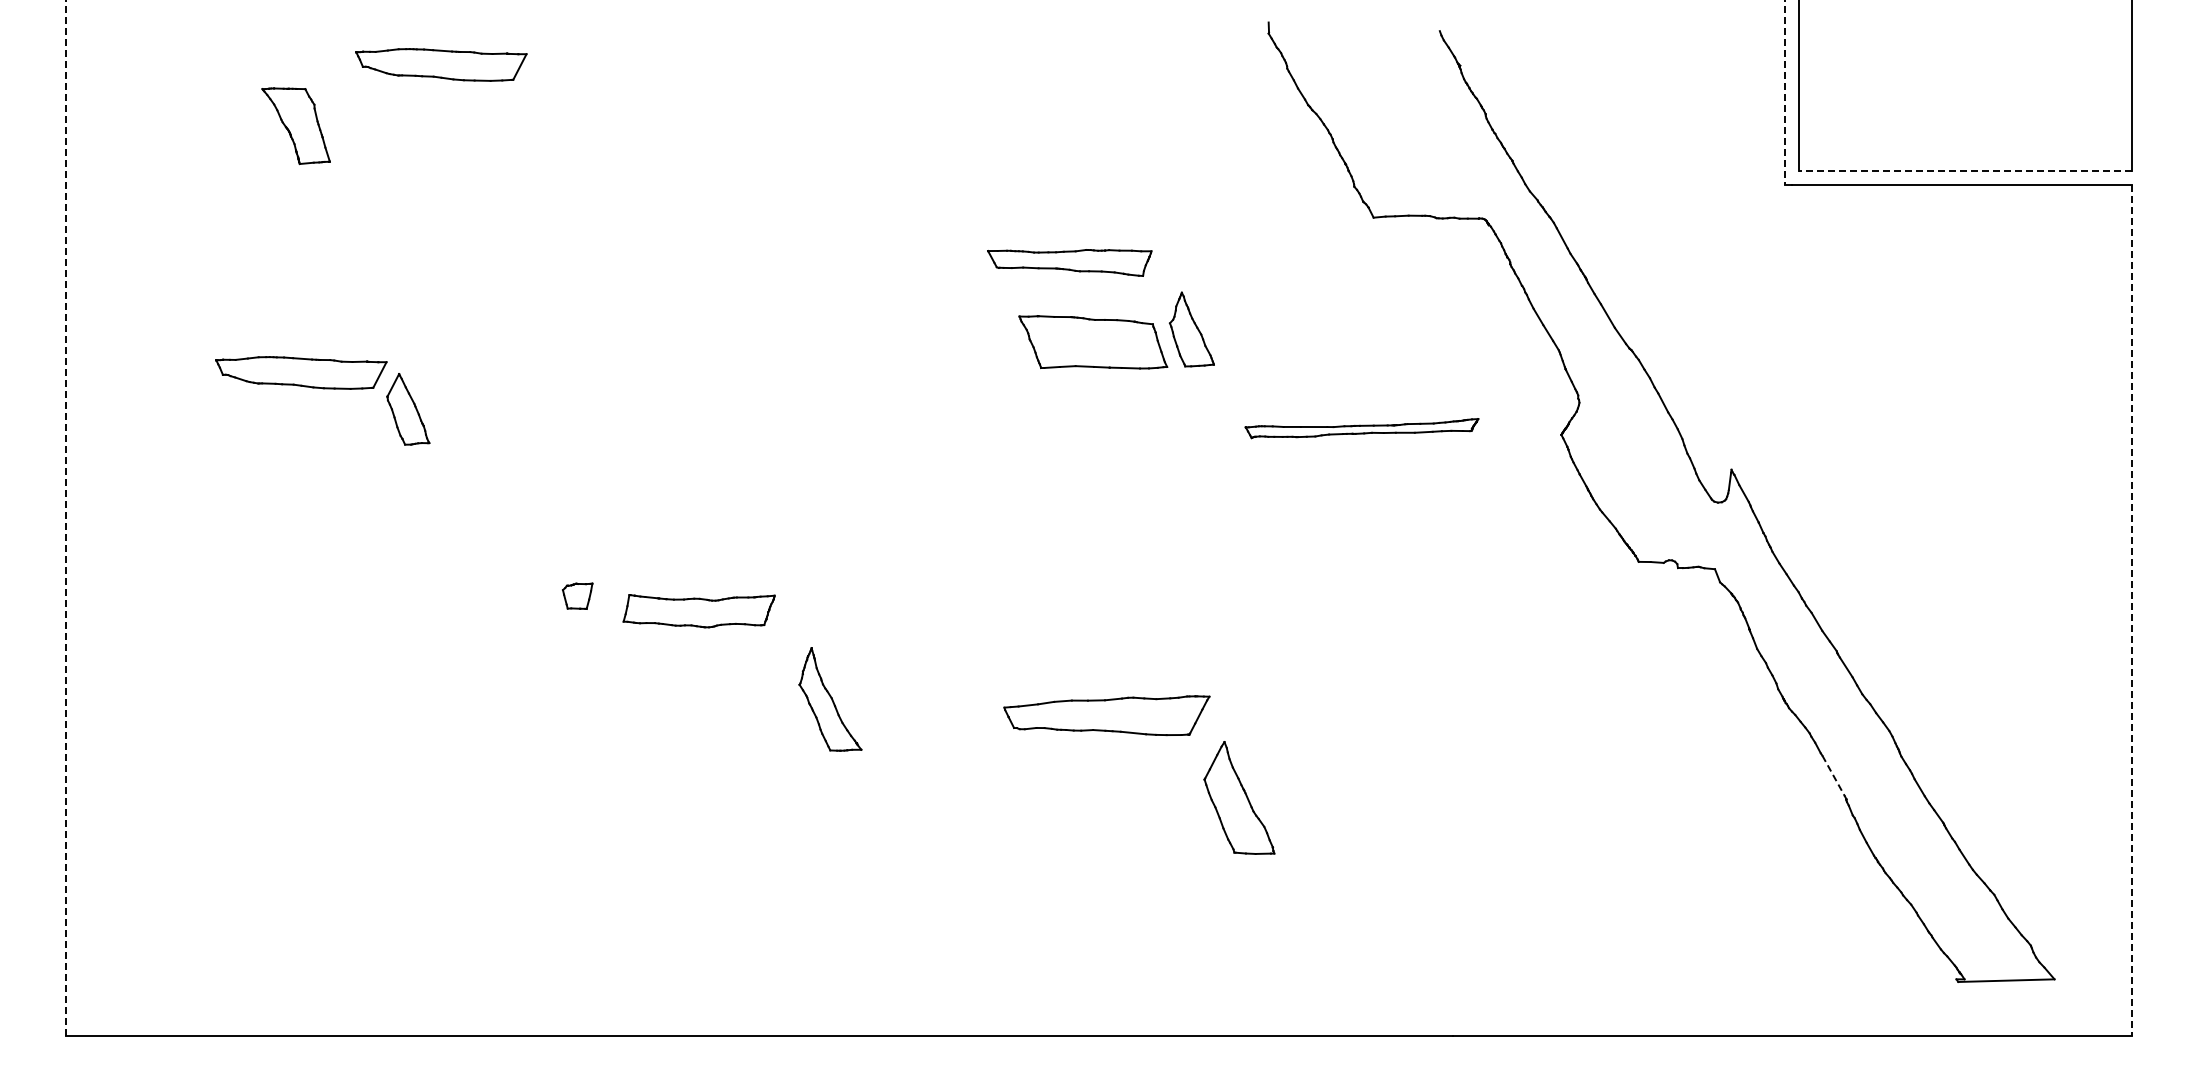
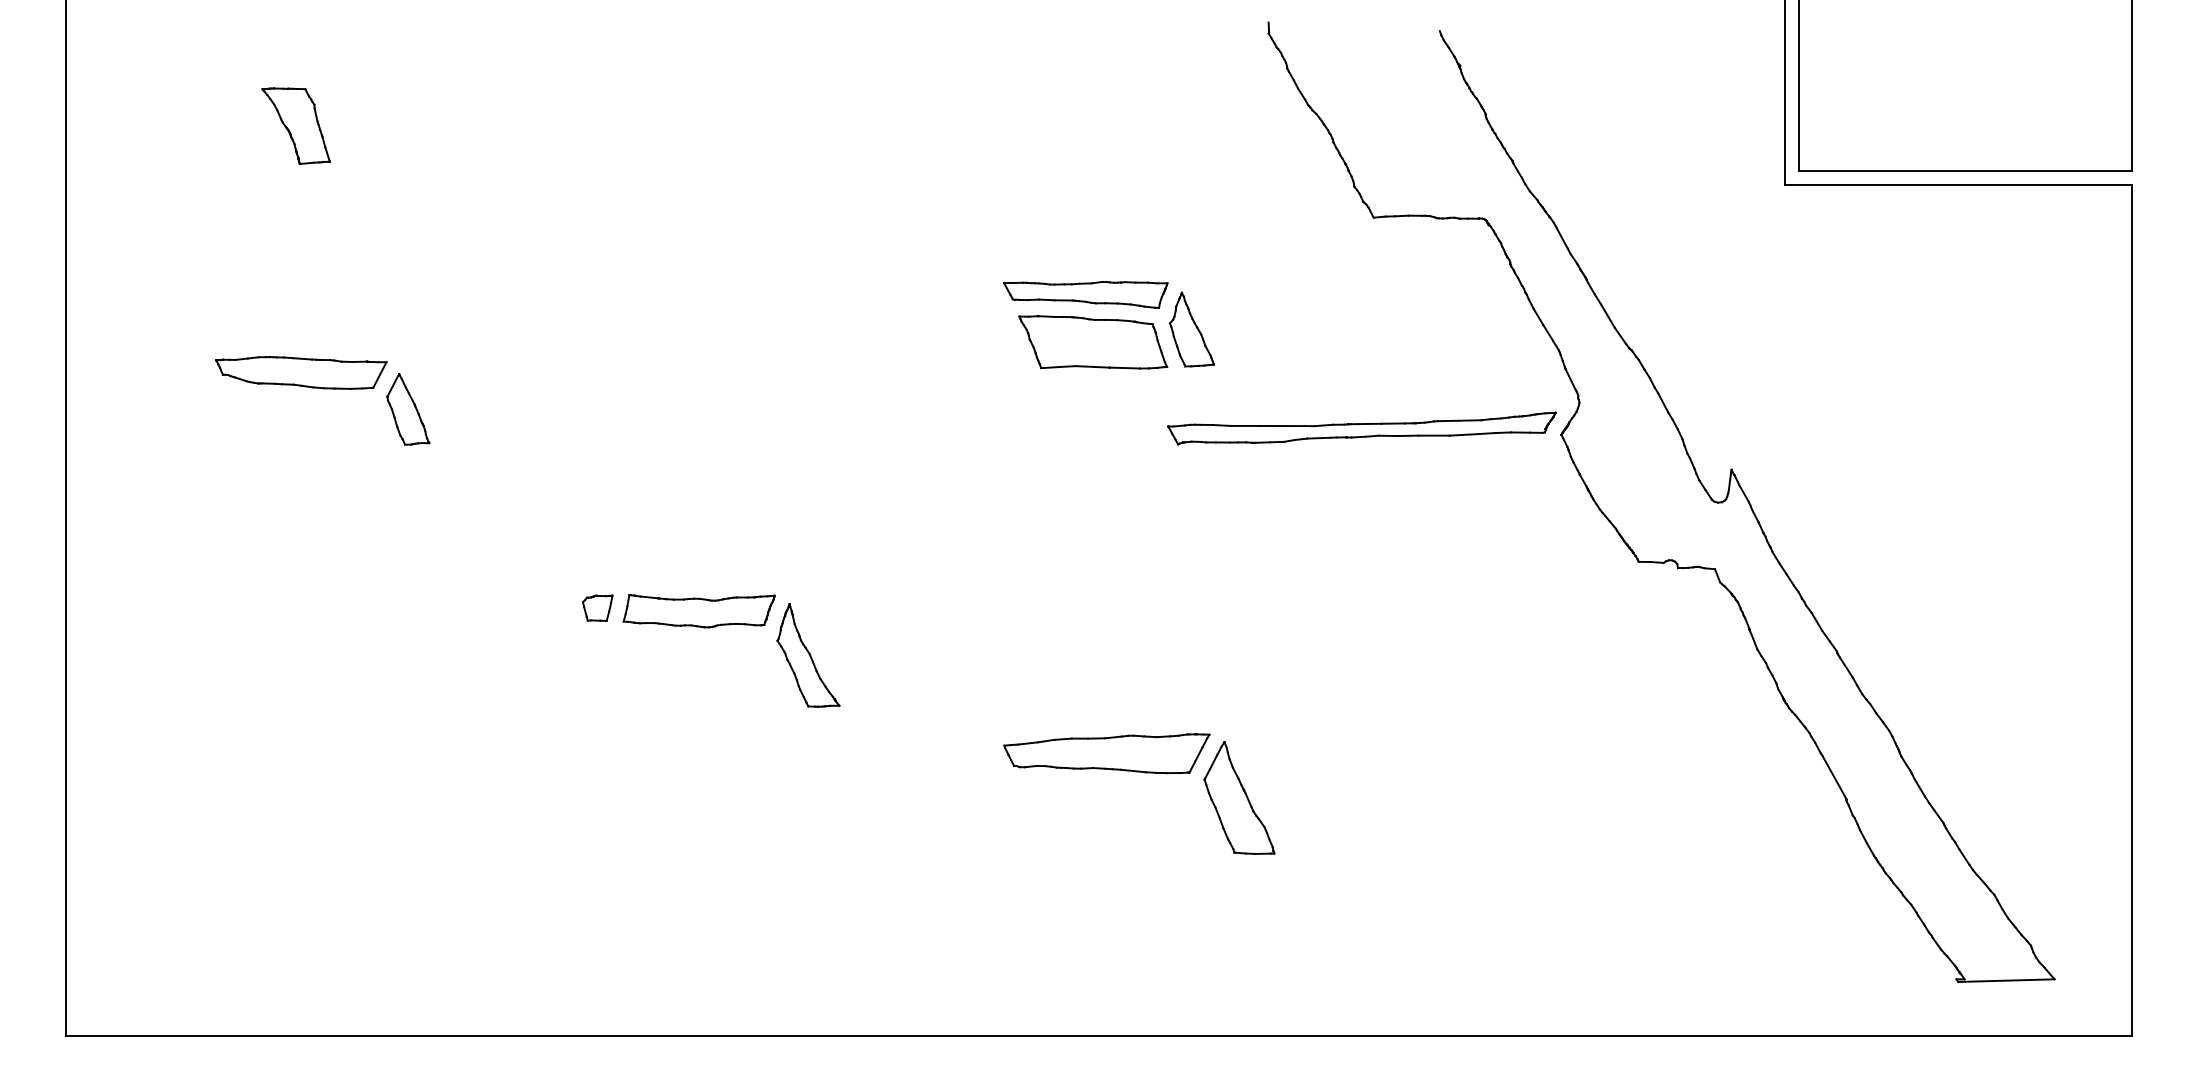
part: present -> none (441, 64)
line: dashed -> solid (1785, 93)
line: dashed -> solid (1965, 171)
part position: (1069, 262) -> (1085, 294) (1085, 294)
part size: 236x22 px -> 390x35 px (1361, 428)
line: dashed -> solid (65, 518)
part position: (577, 595) -> (597, 607) (597, 607)
line: dashed -> solid (2132, 611)
part position: (830, 699) -> (808, 655) (808, 655)
part position: (1106, 715) -> (1106, 753) (1106, 753)
line: dashed -> solid (1833, 776)
